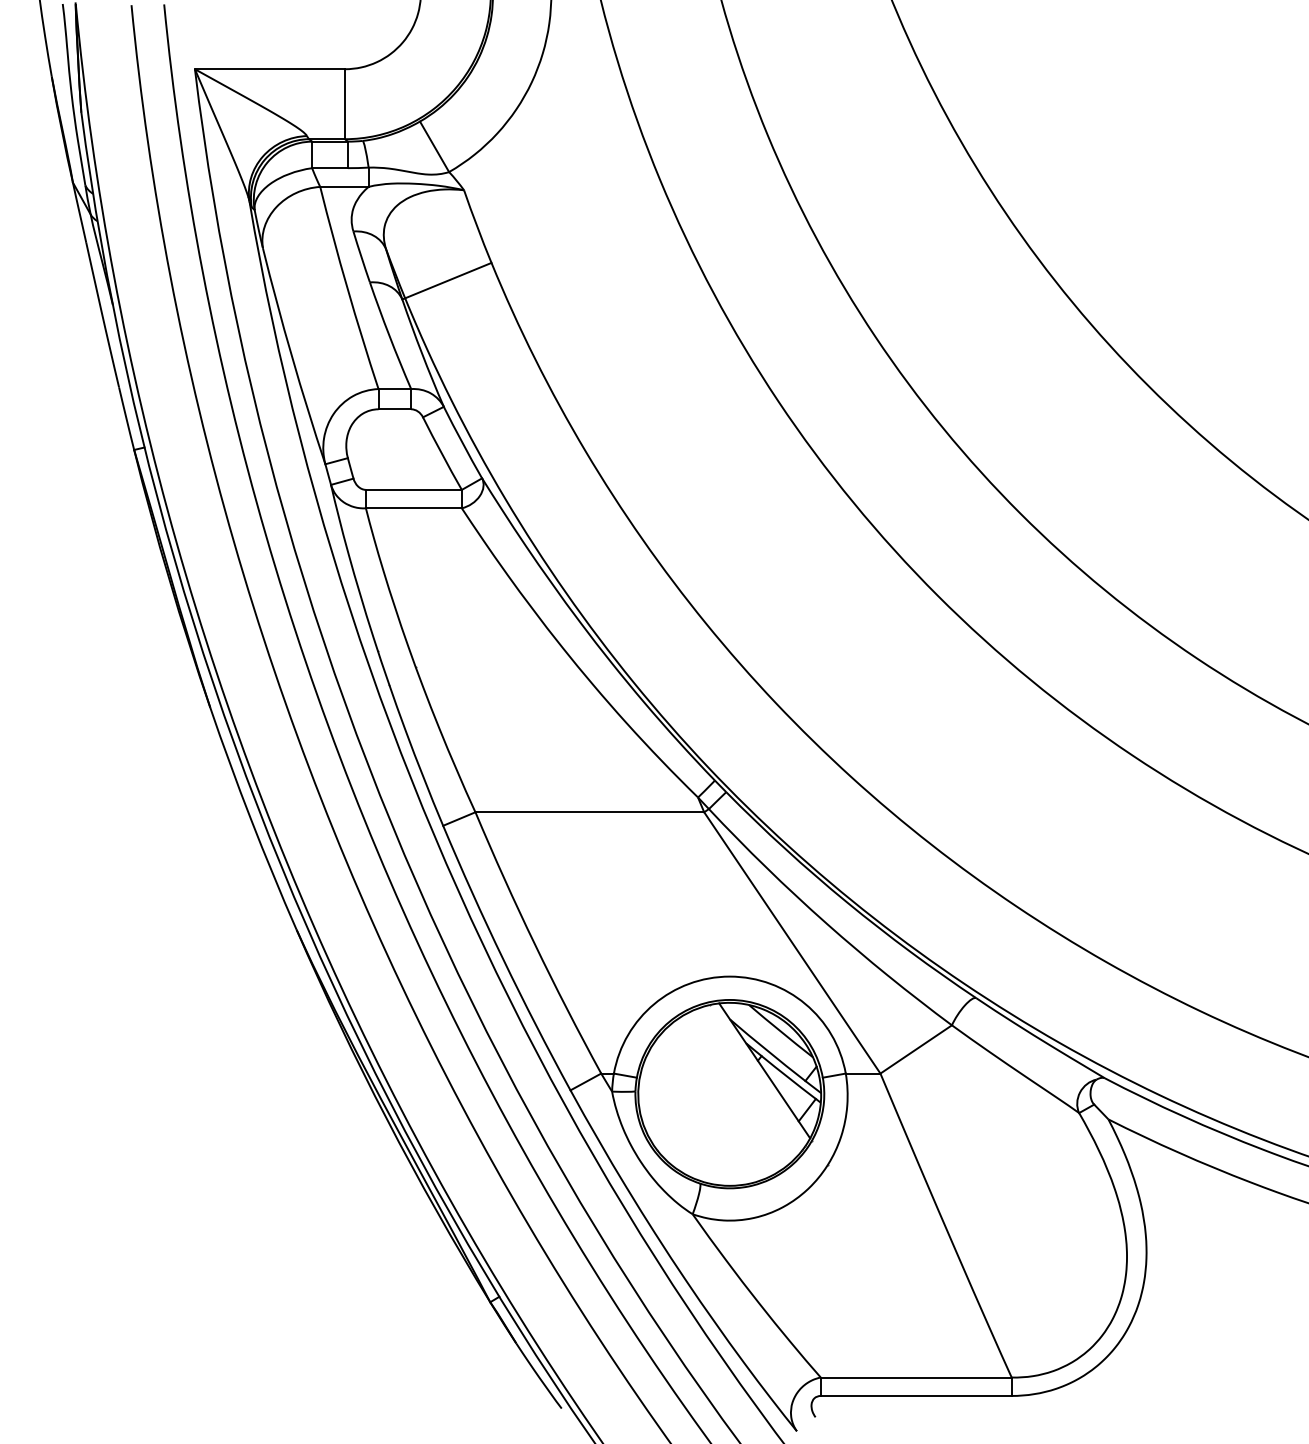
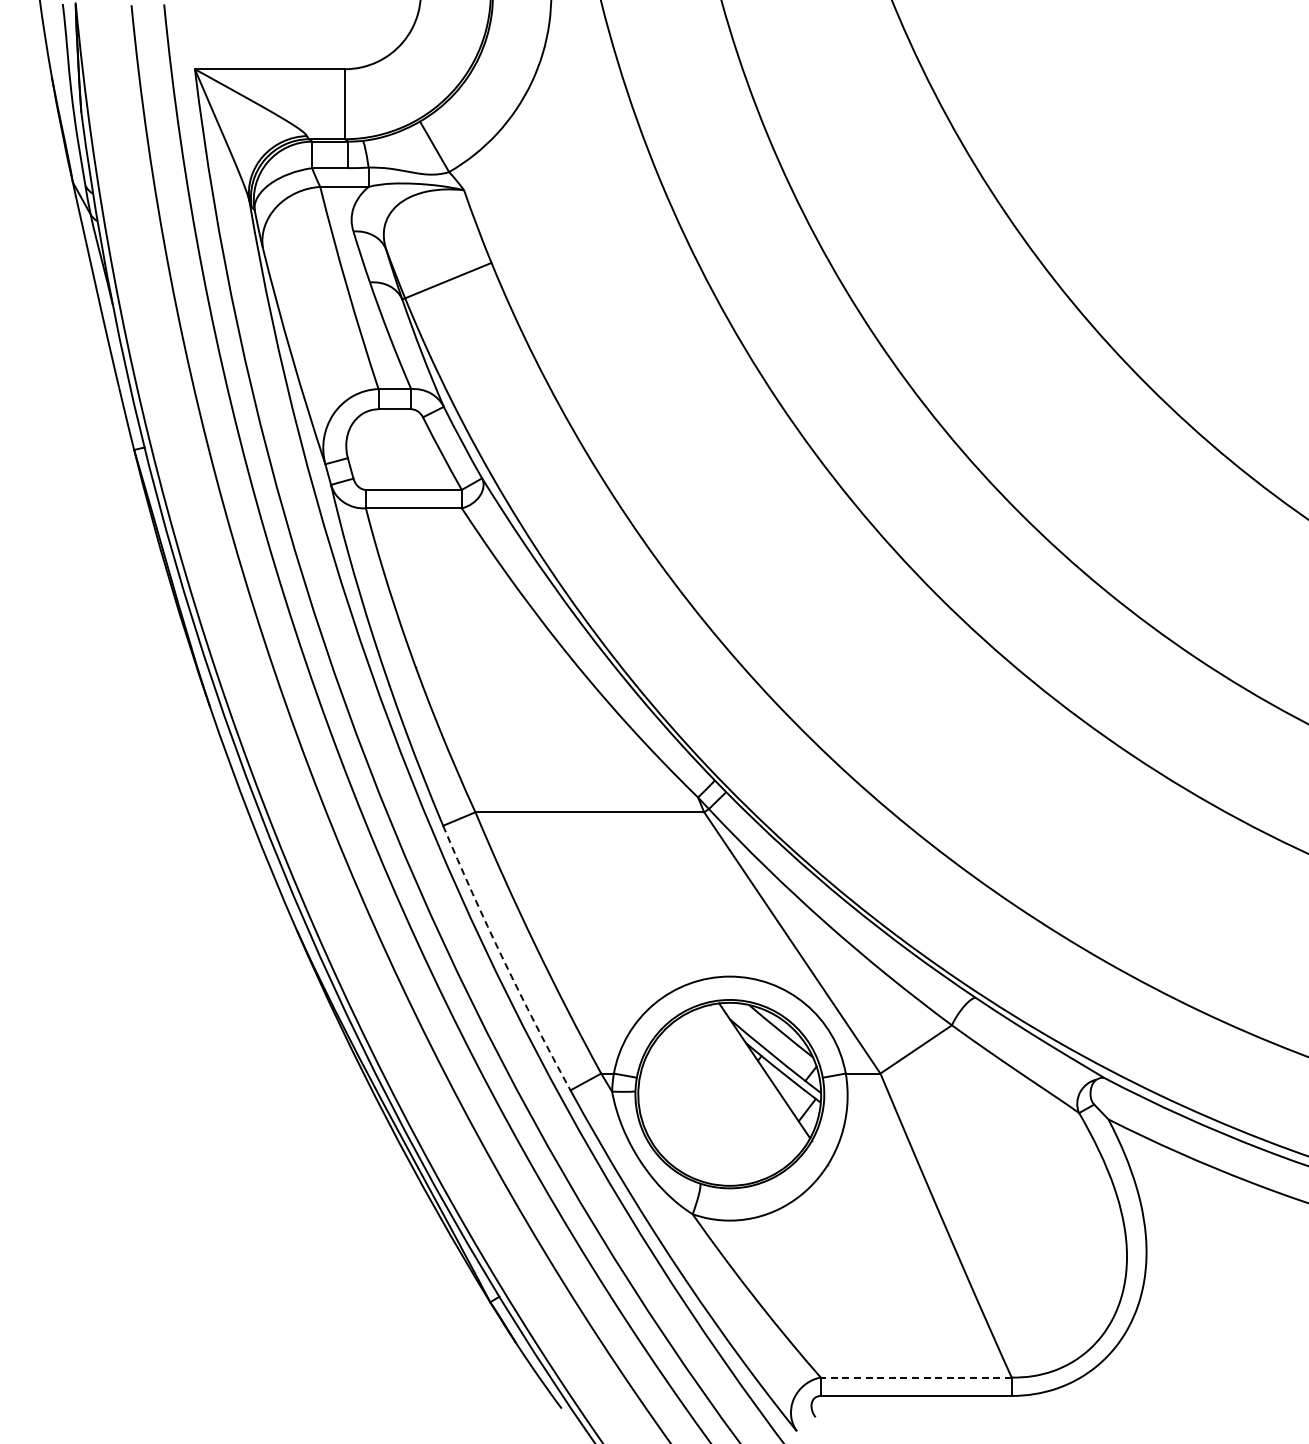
arc: solid -> dashed (503, 959)
line: solid -> dashed (915, 1377)
